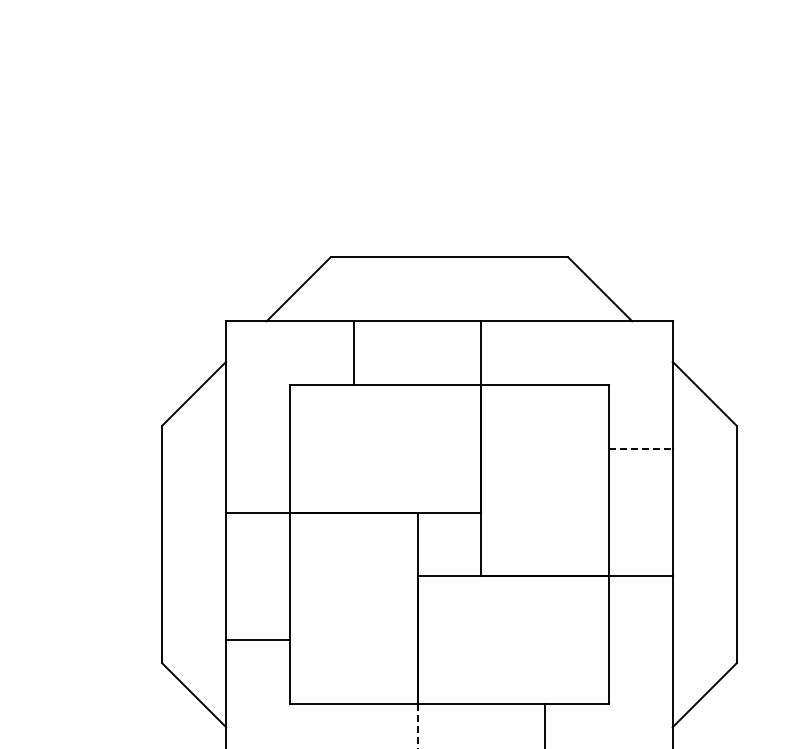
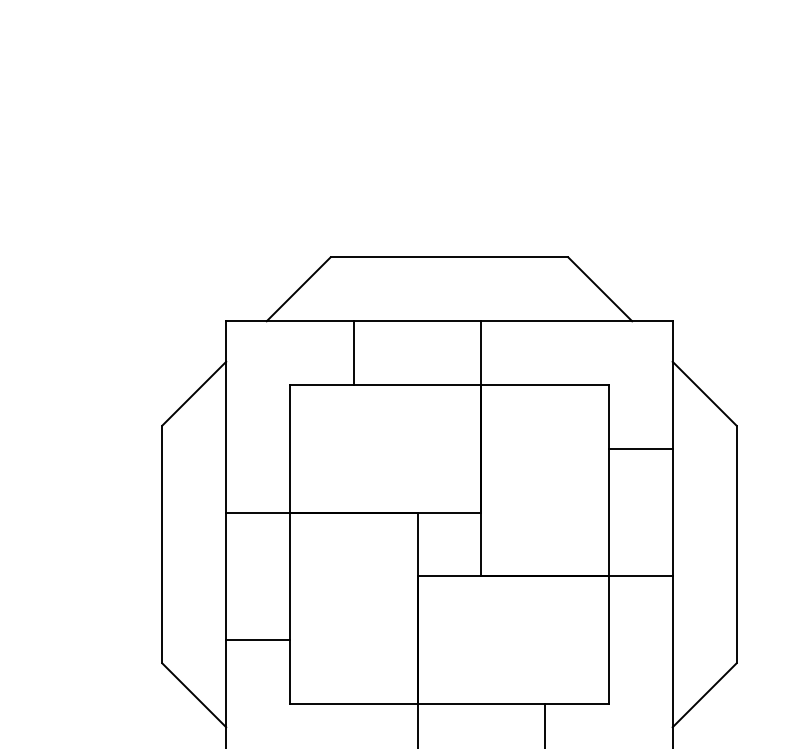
line: dashed -> solid (640, 448)
line: dashed -> solid (417, 726)
